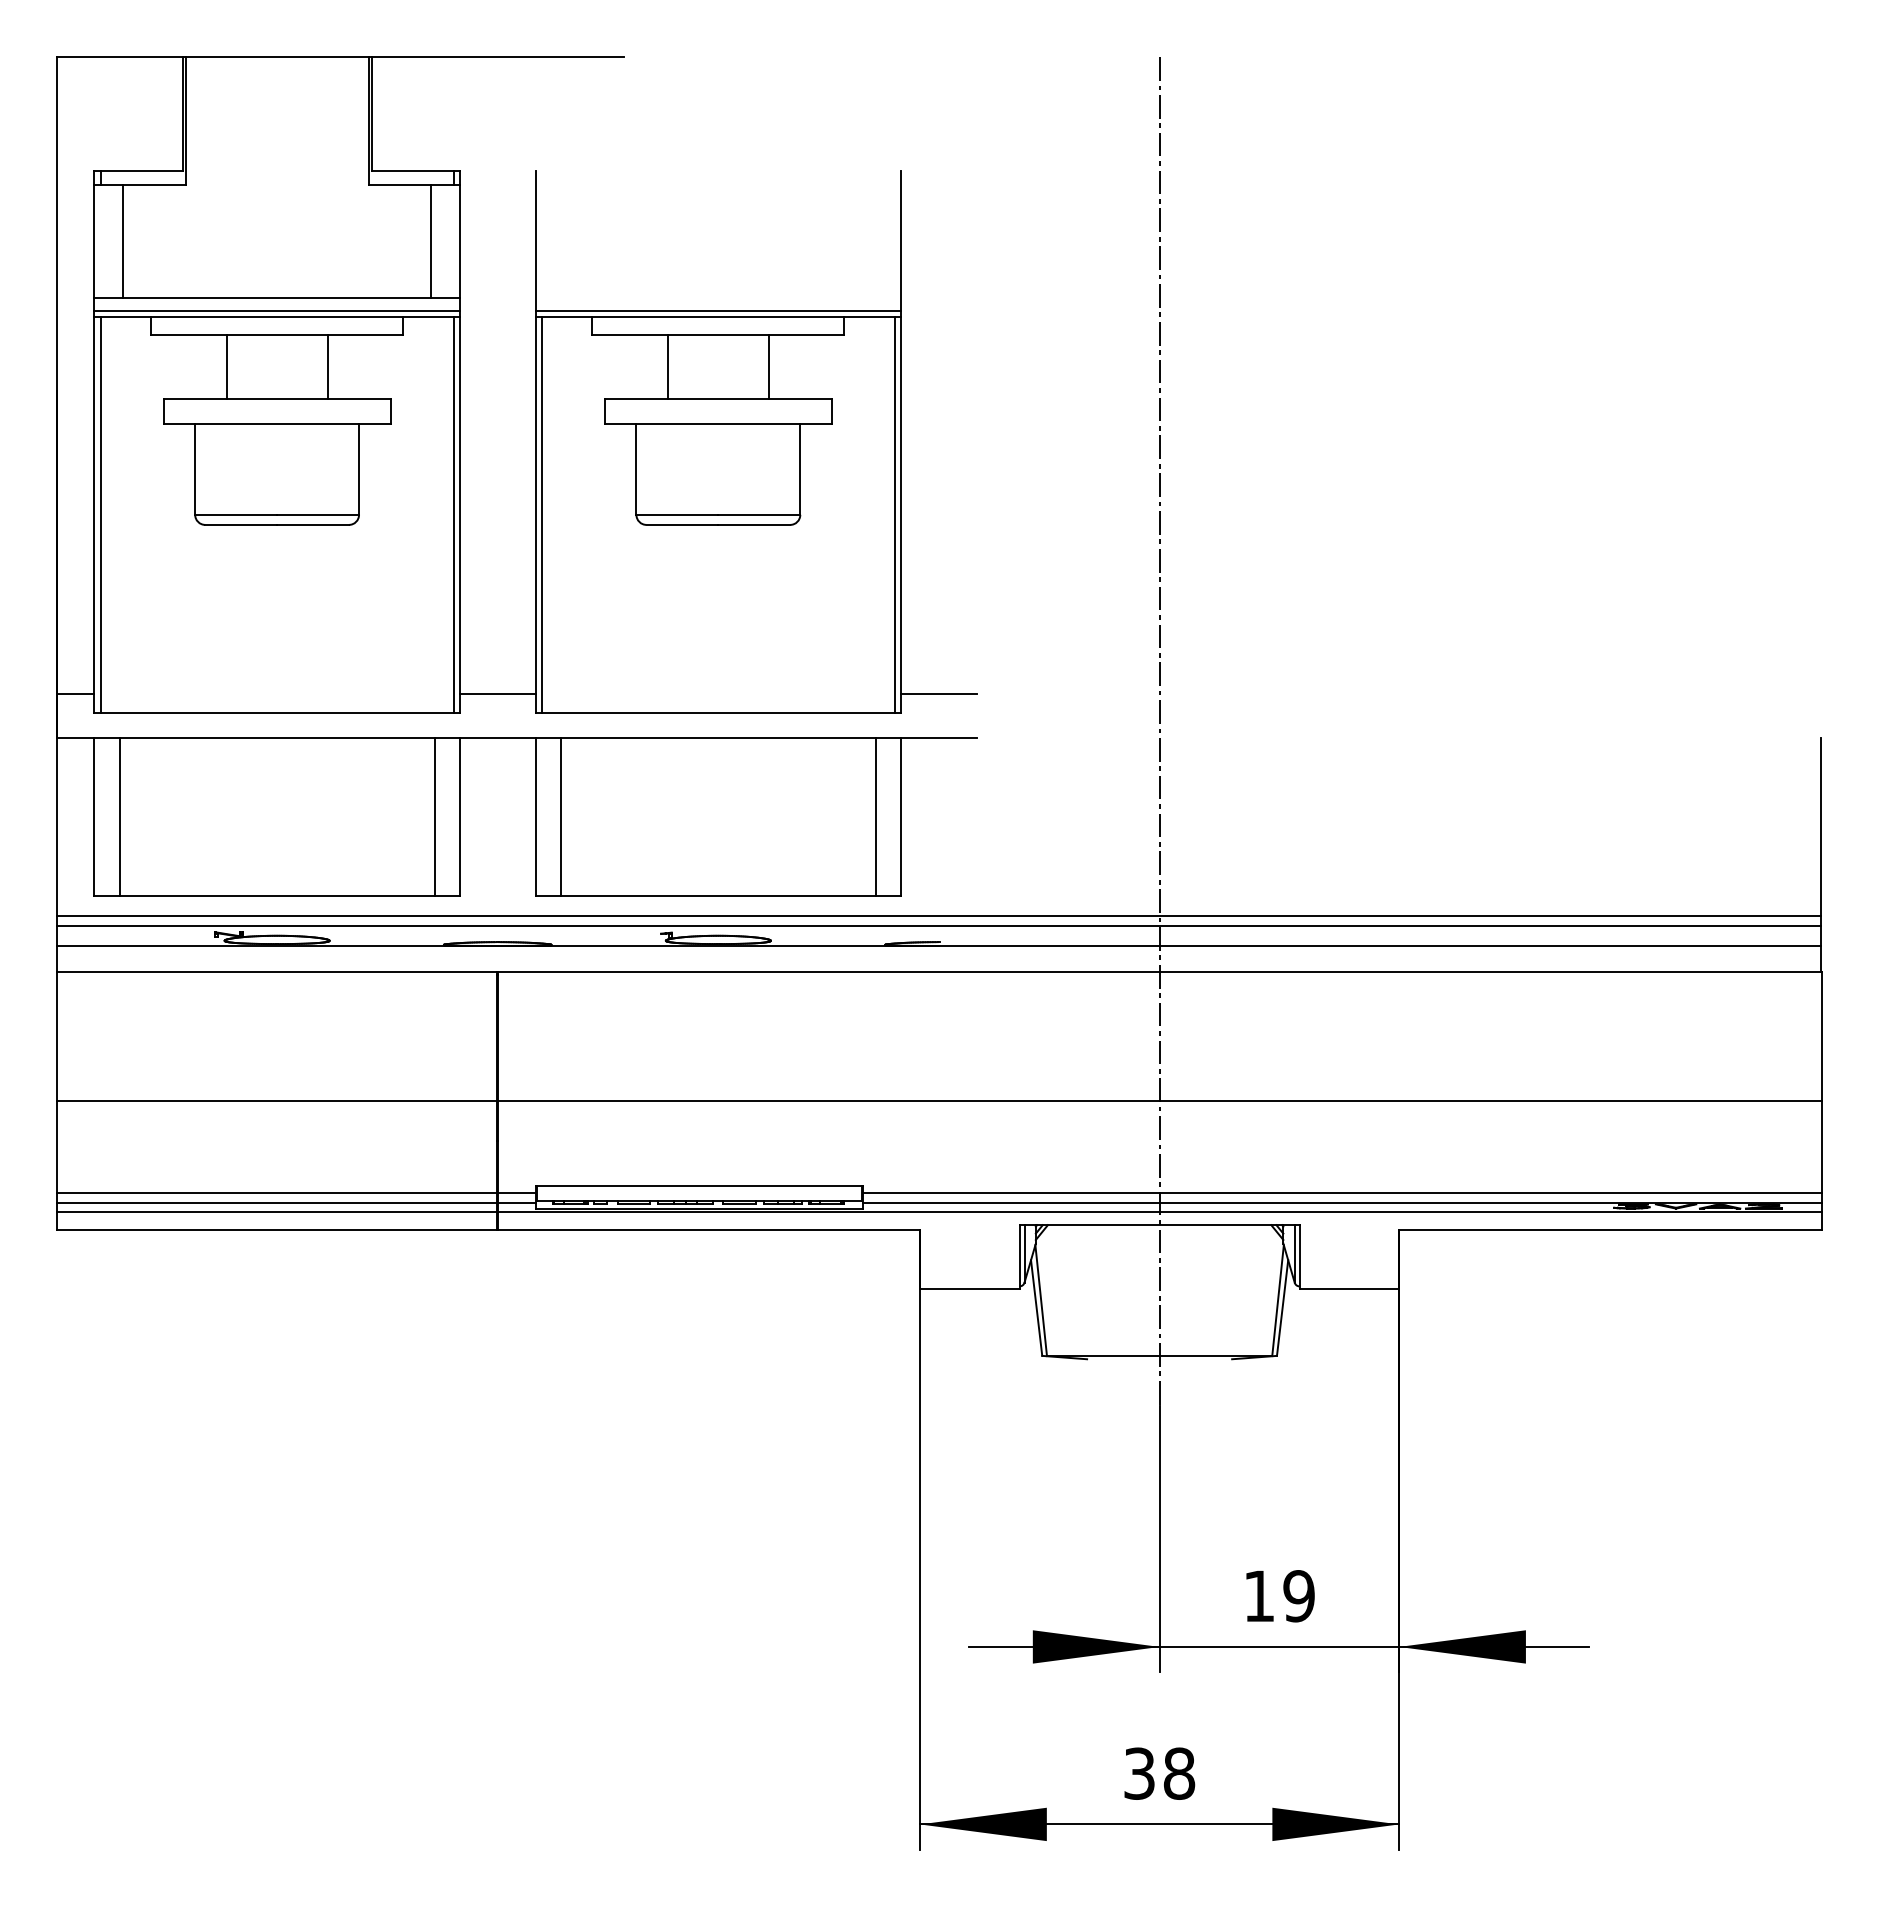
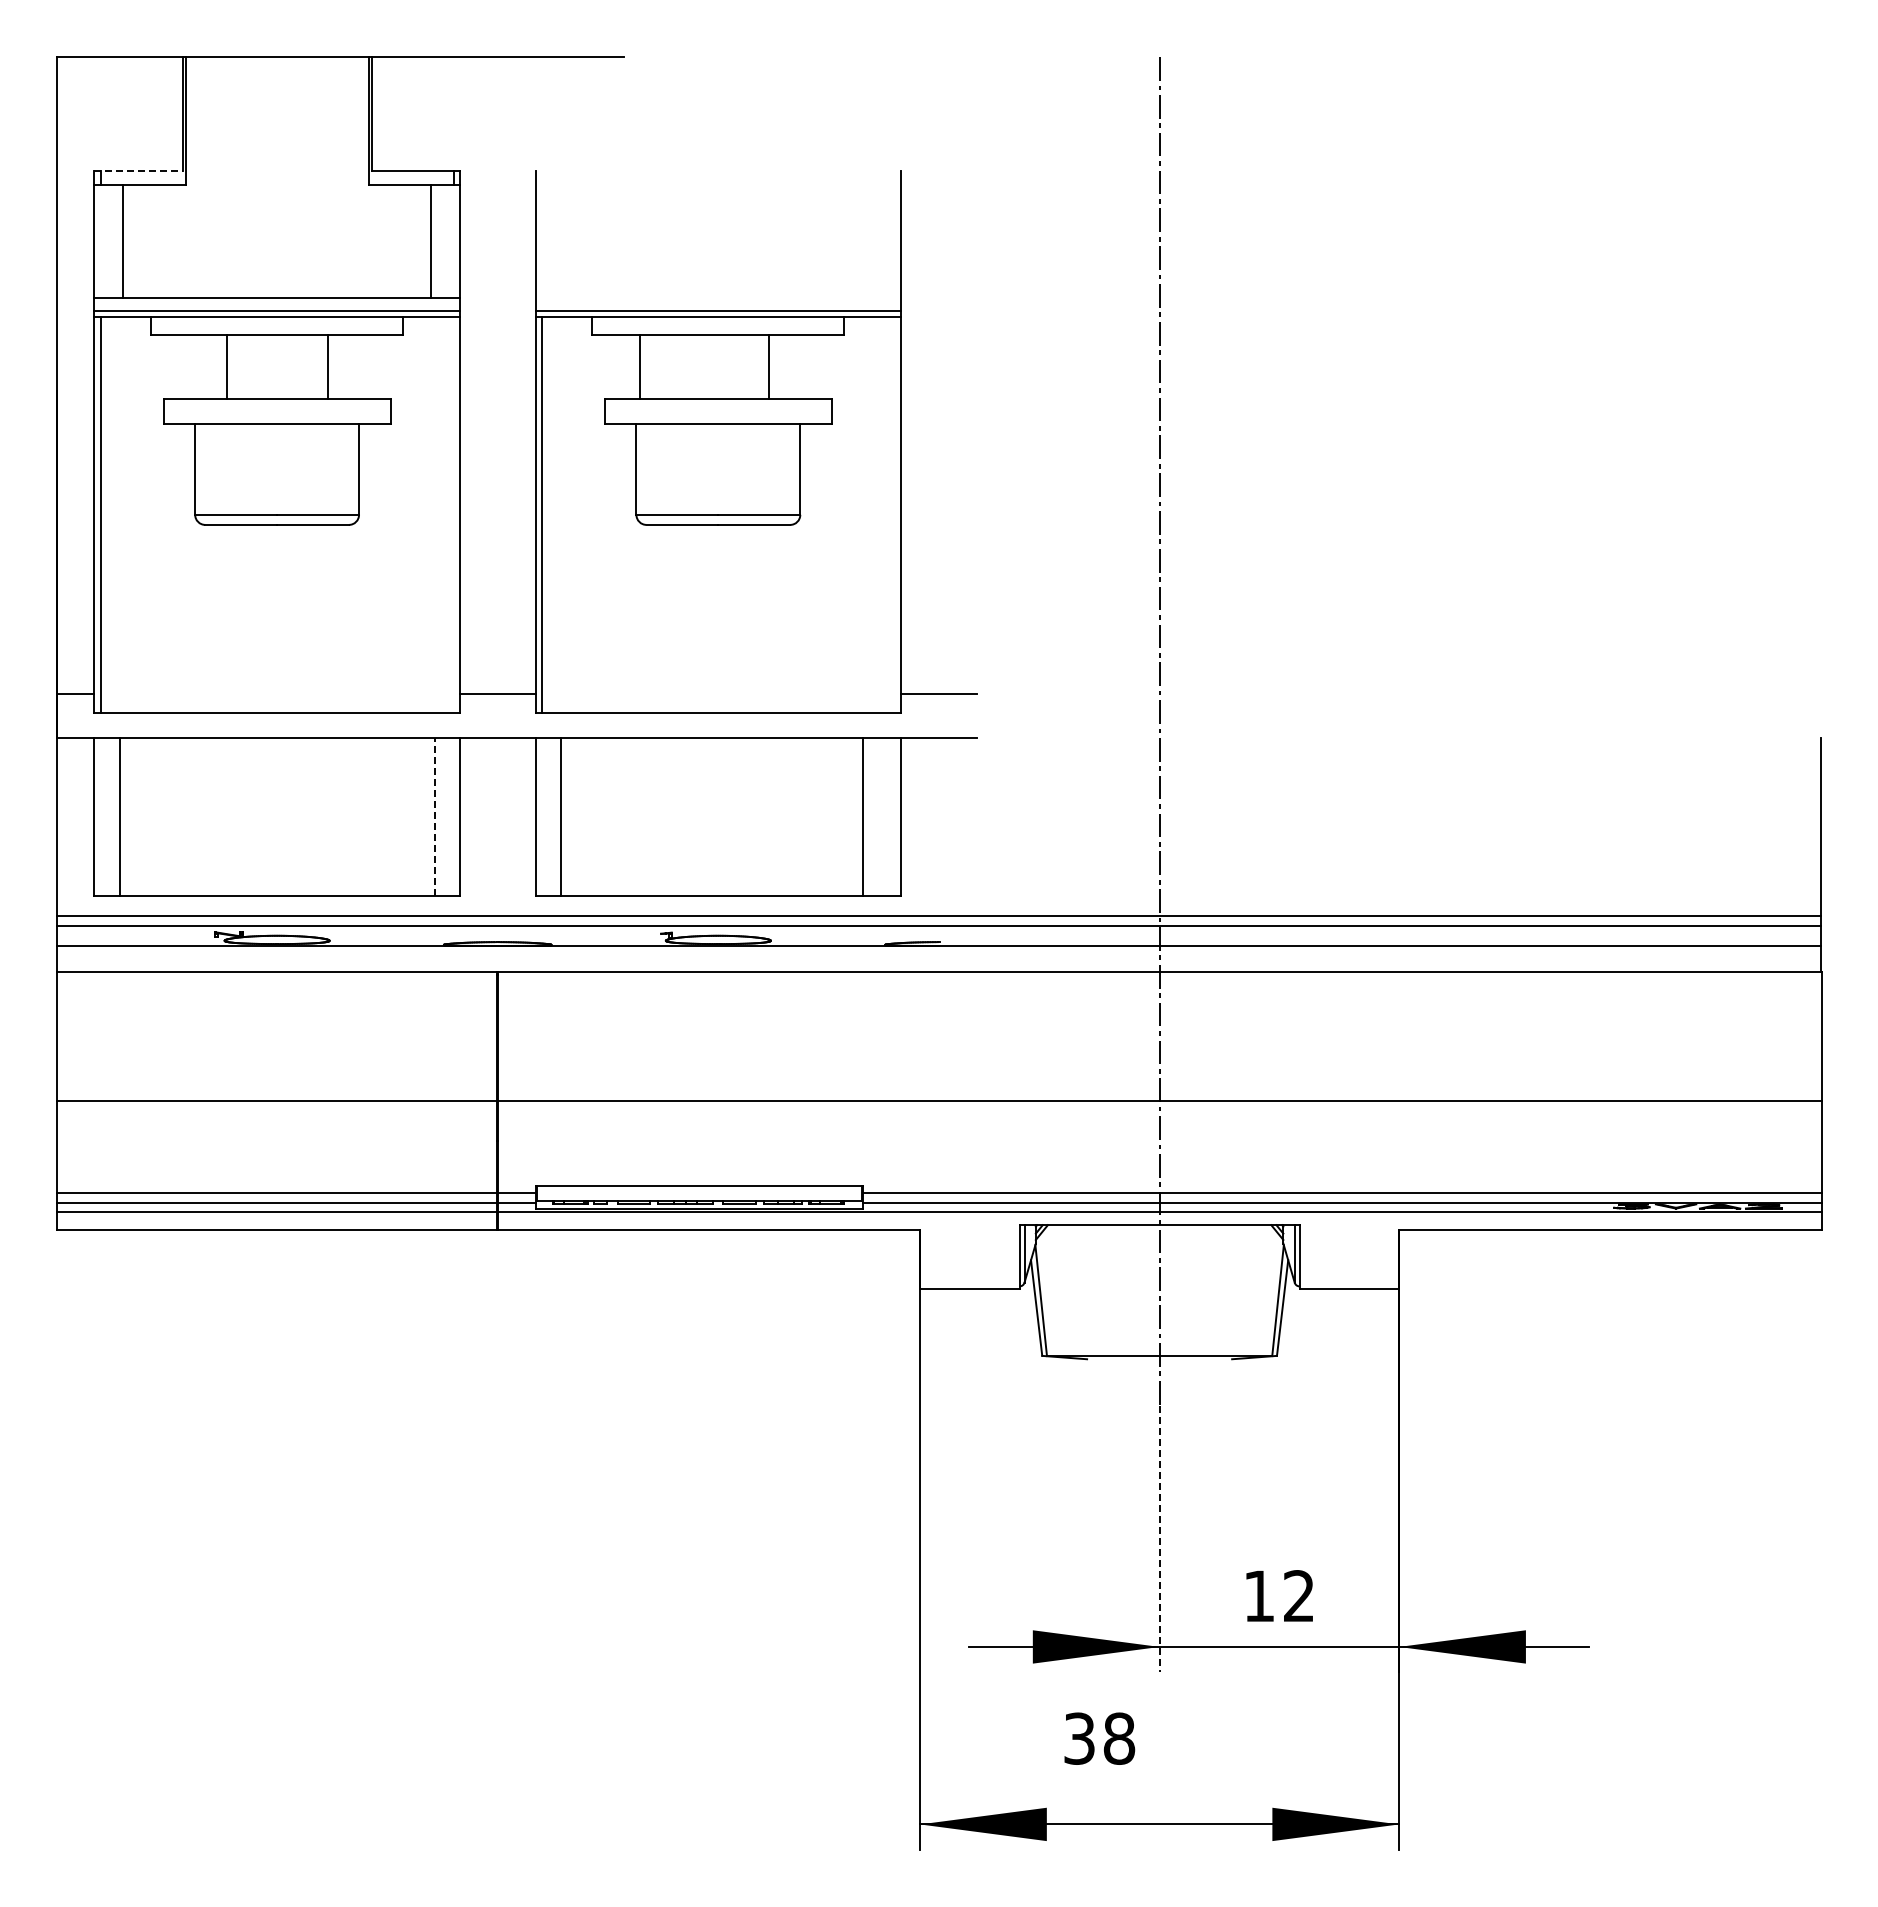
line: solid -> dashed (138, 170)
line position: (667, 366) -> (639, 366) (639, 366)
line: present -> none (453, 514)
line: present -> none (894, 514)
line: solid -> dashed (434, 816)
line position: (875, 816) -> (862, 816) (862, 816)
line: solid -> dashed (1159, 1539)
text: 19 -> 12 (1298, 1596)
text position: (1159, 1773) -> (1099, 1738) (1099, 1738)
